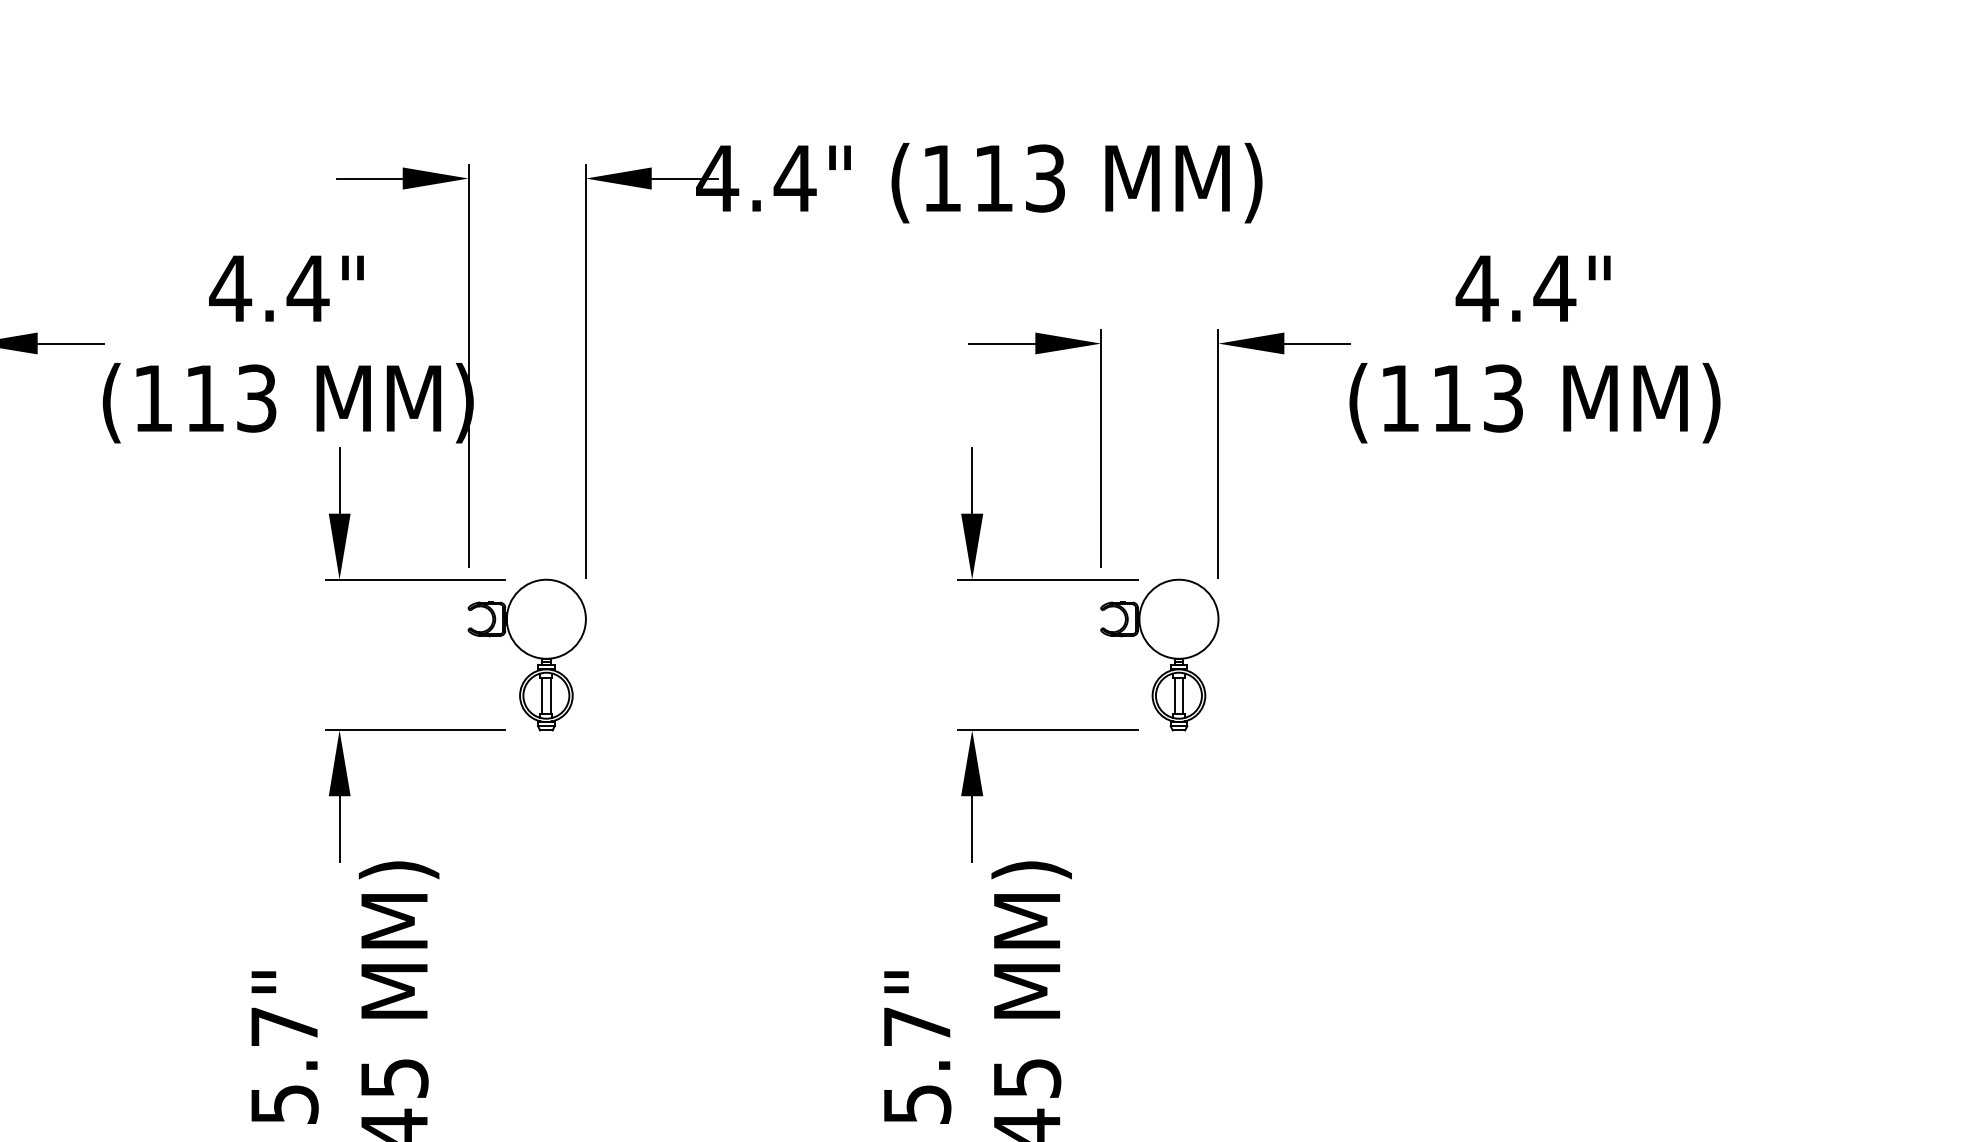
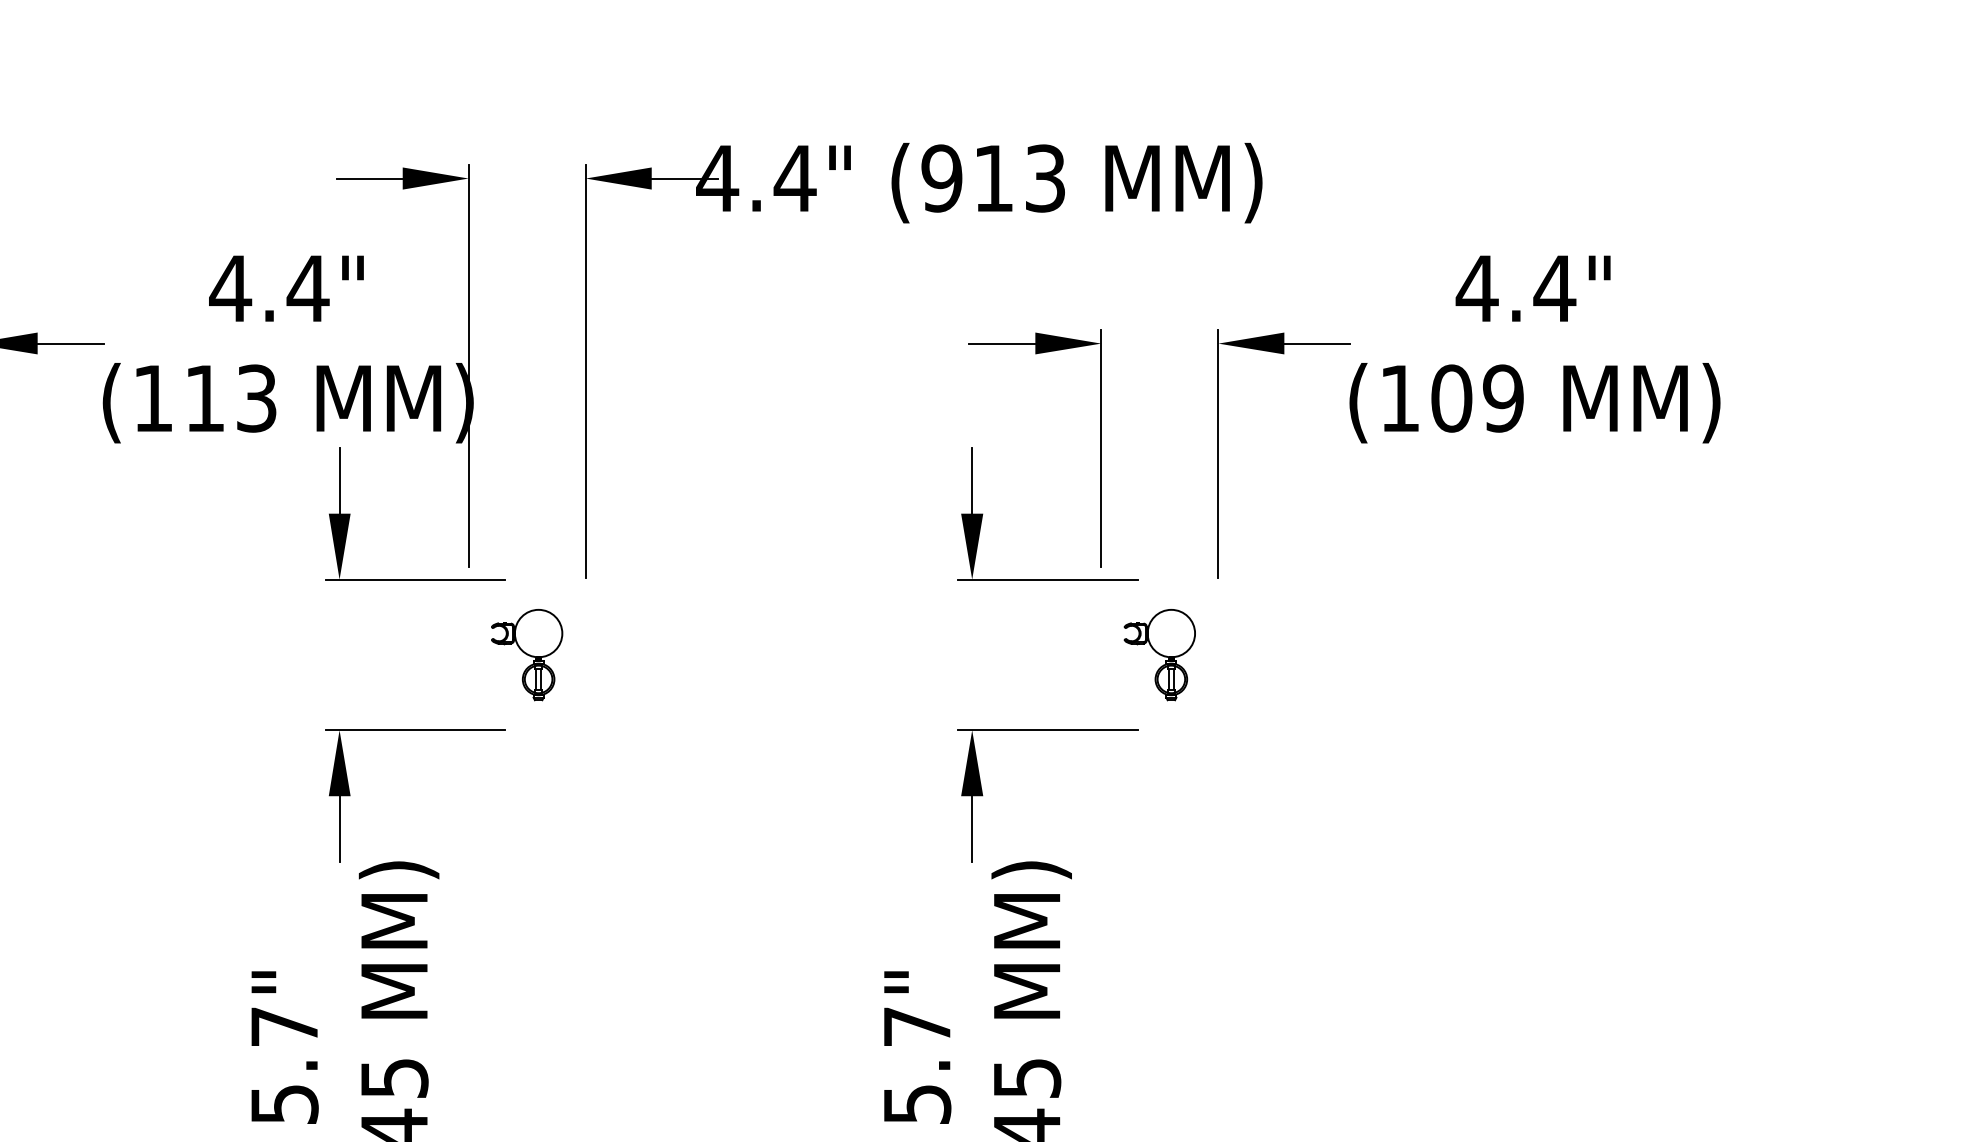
text: (113 -> (913 (941, 178)
text: (113 -> (109 (1477, 398)
part size: 120x154 px -> 73x93 px (527, 655)
part size: 120x154 px -> 73x93 px (1159, 655)
